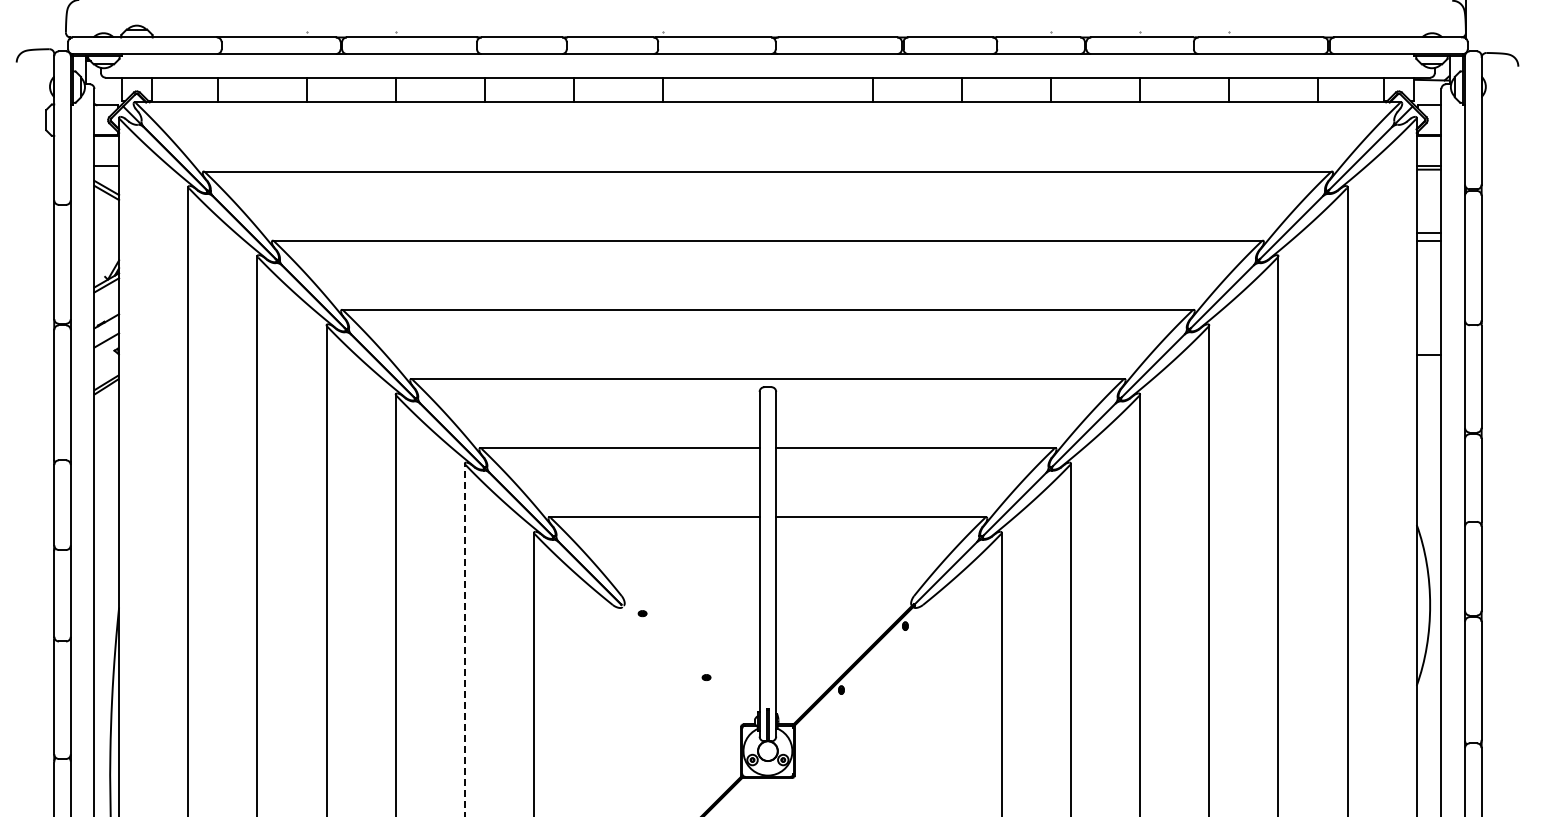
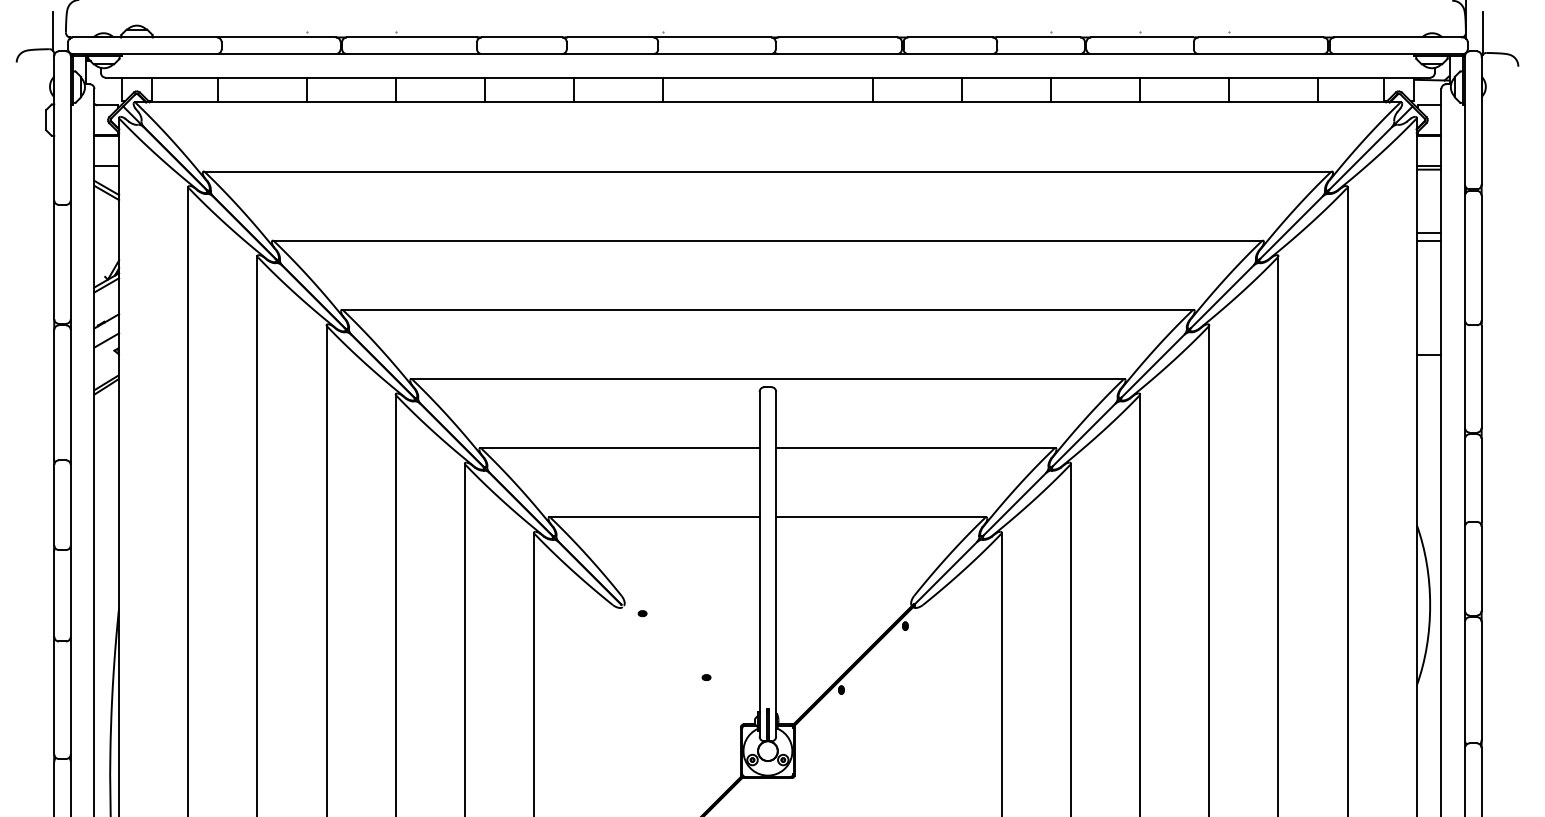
line: none -> present (53, 31)
line: none -> present (1482, 32)
line: dashed -> solid (464, 639)
